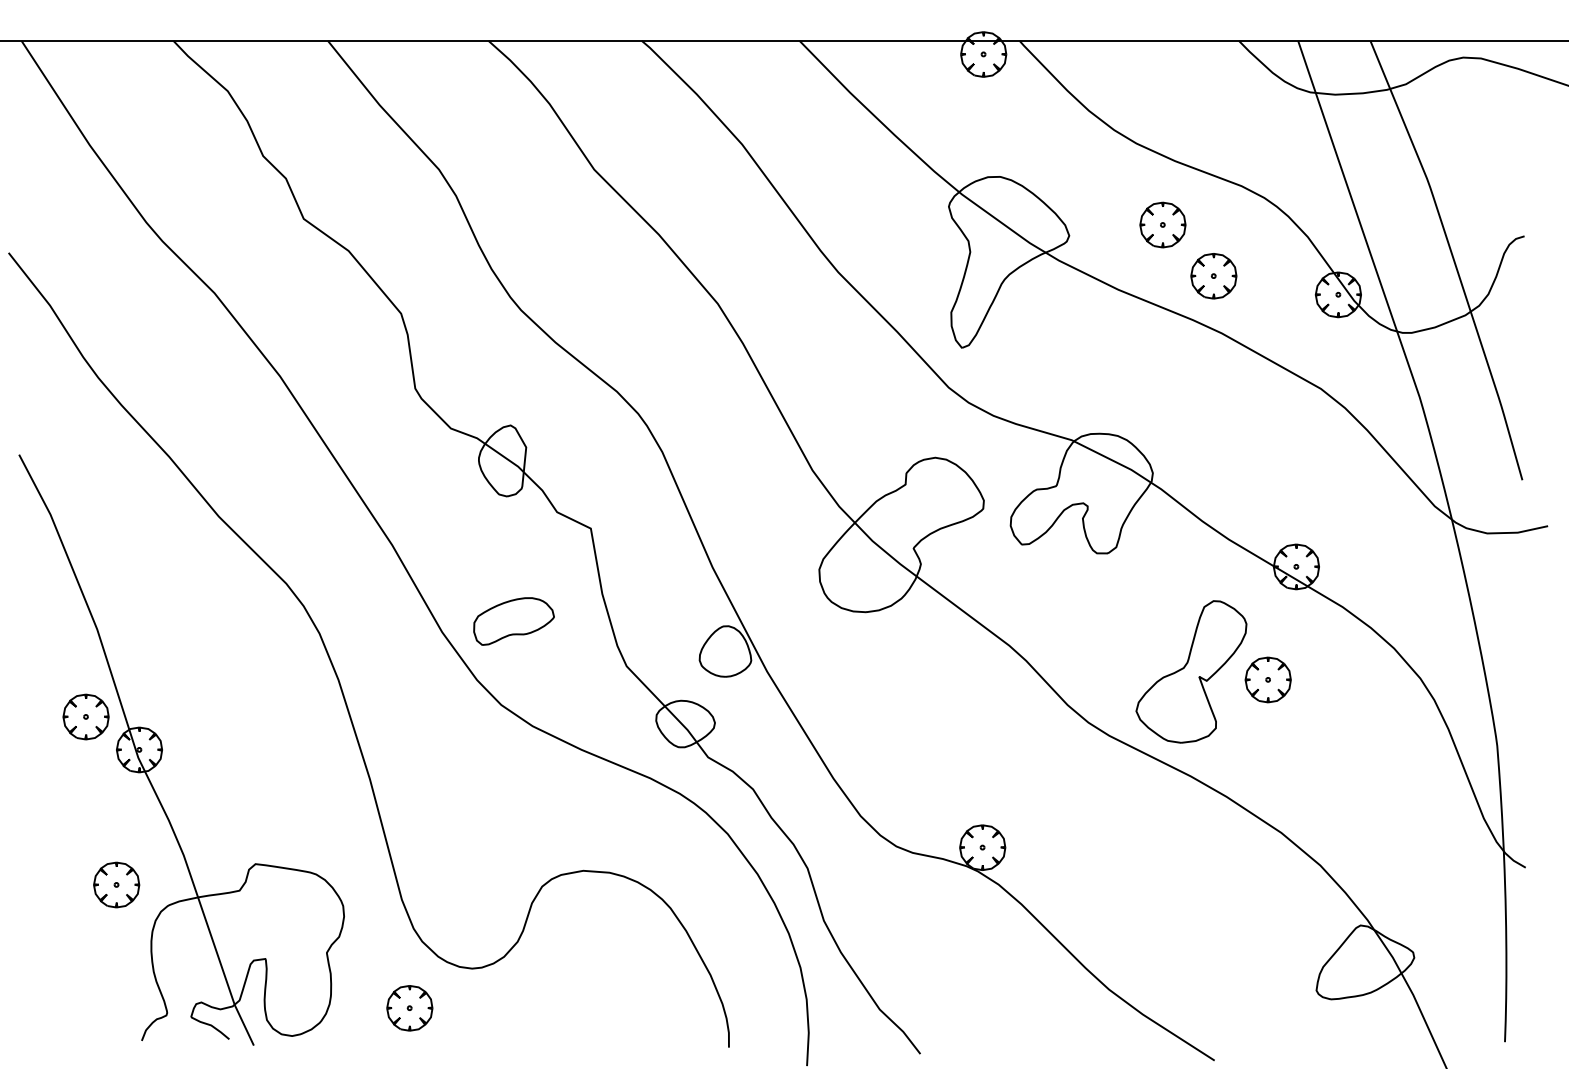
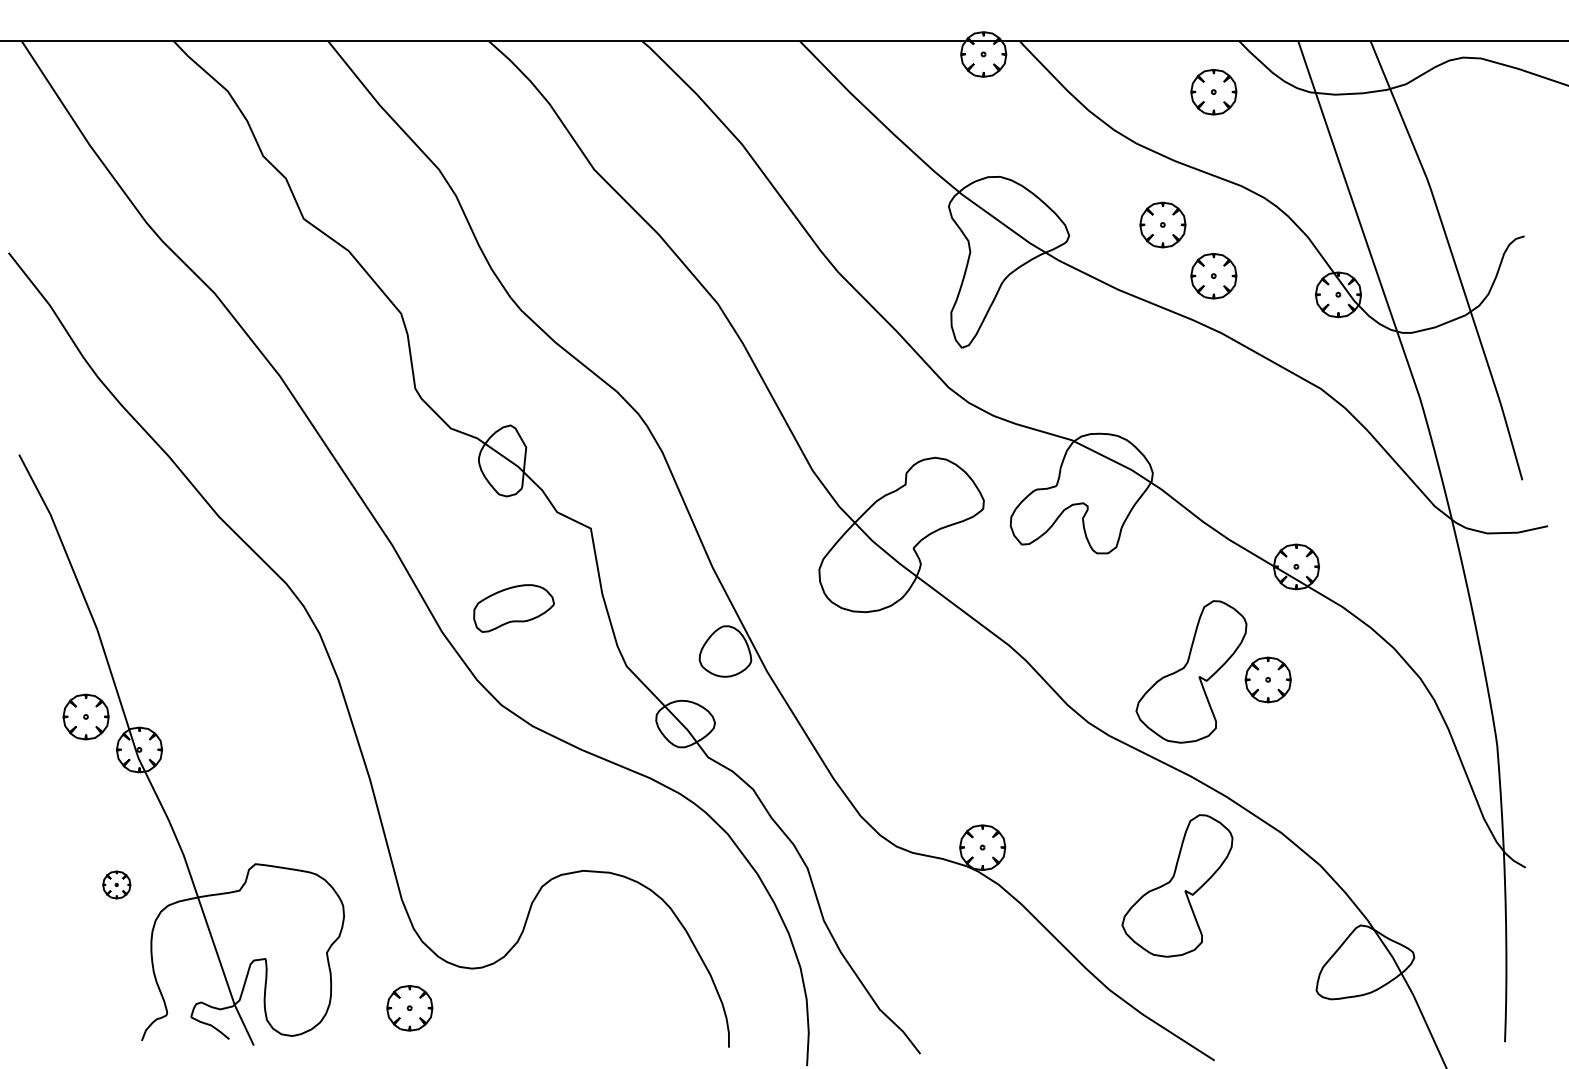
part: none -> present (1213, 92)
part position: (513, 621) -> (513, 608) (513, 608)
part size: 48x48 px -> 30x30 px (116, 884)
part: none -> present (1177, 885)
